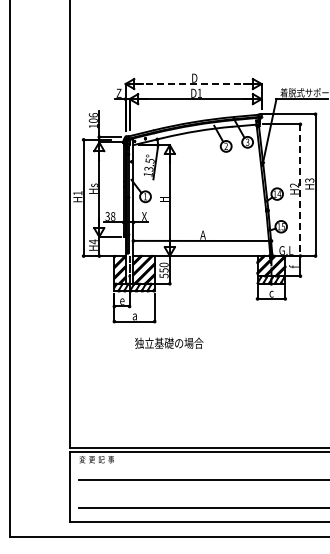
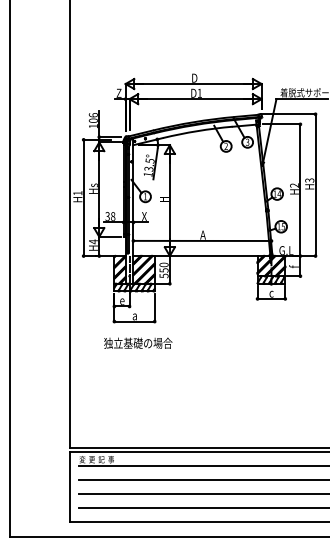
line: dashed -> solid (193, 84)
line: dashed -> solid (300, 190)
text position: (169, 342) -> (138, 342) (138, 342)
line: none -> present (202, 465)
line: none -> present (202, 494)
